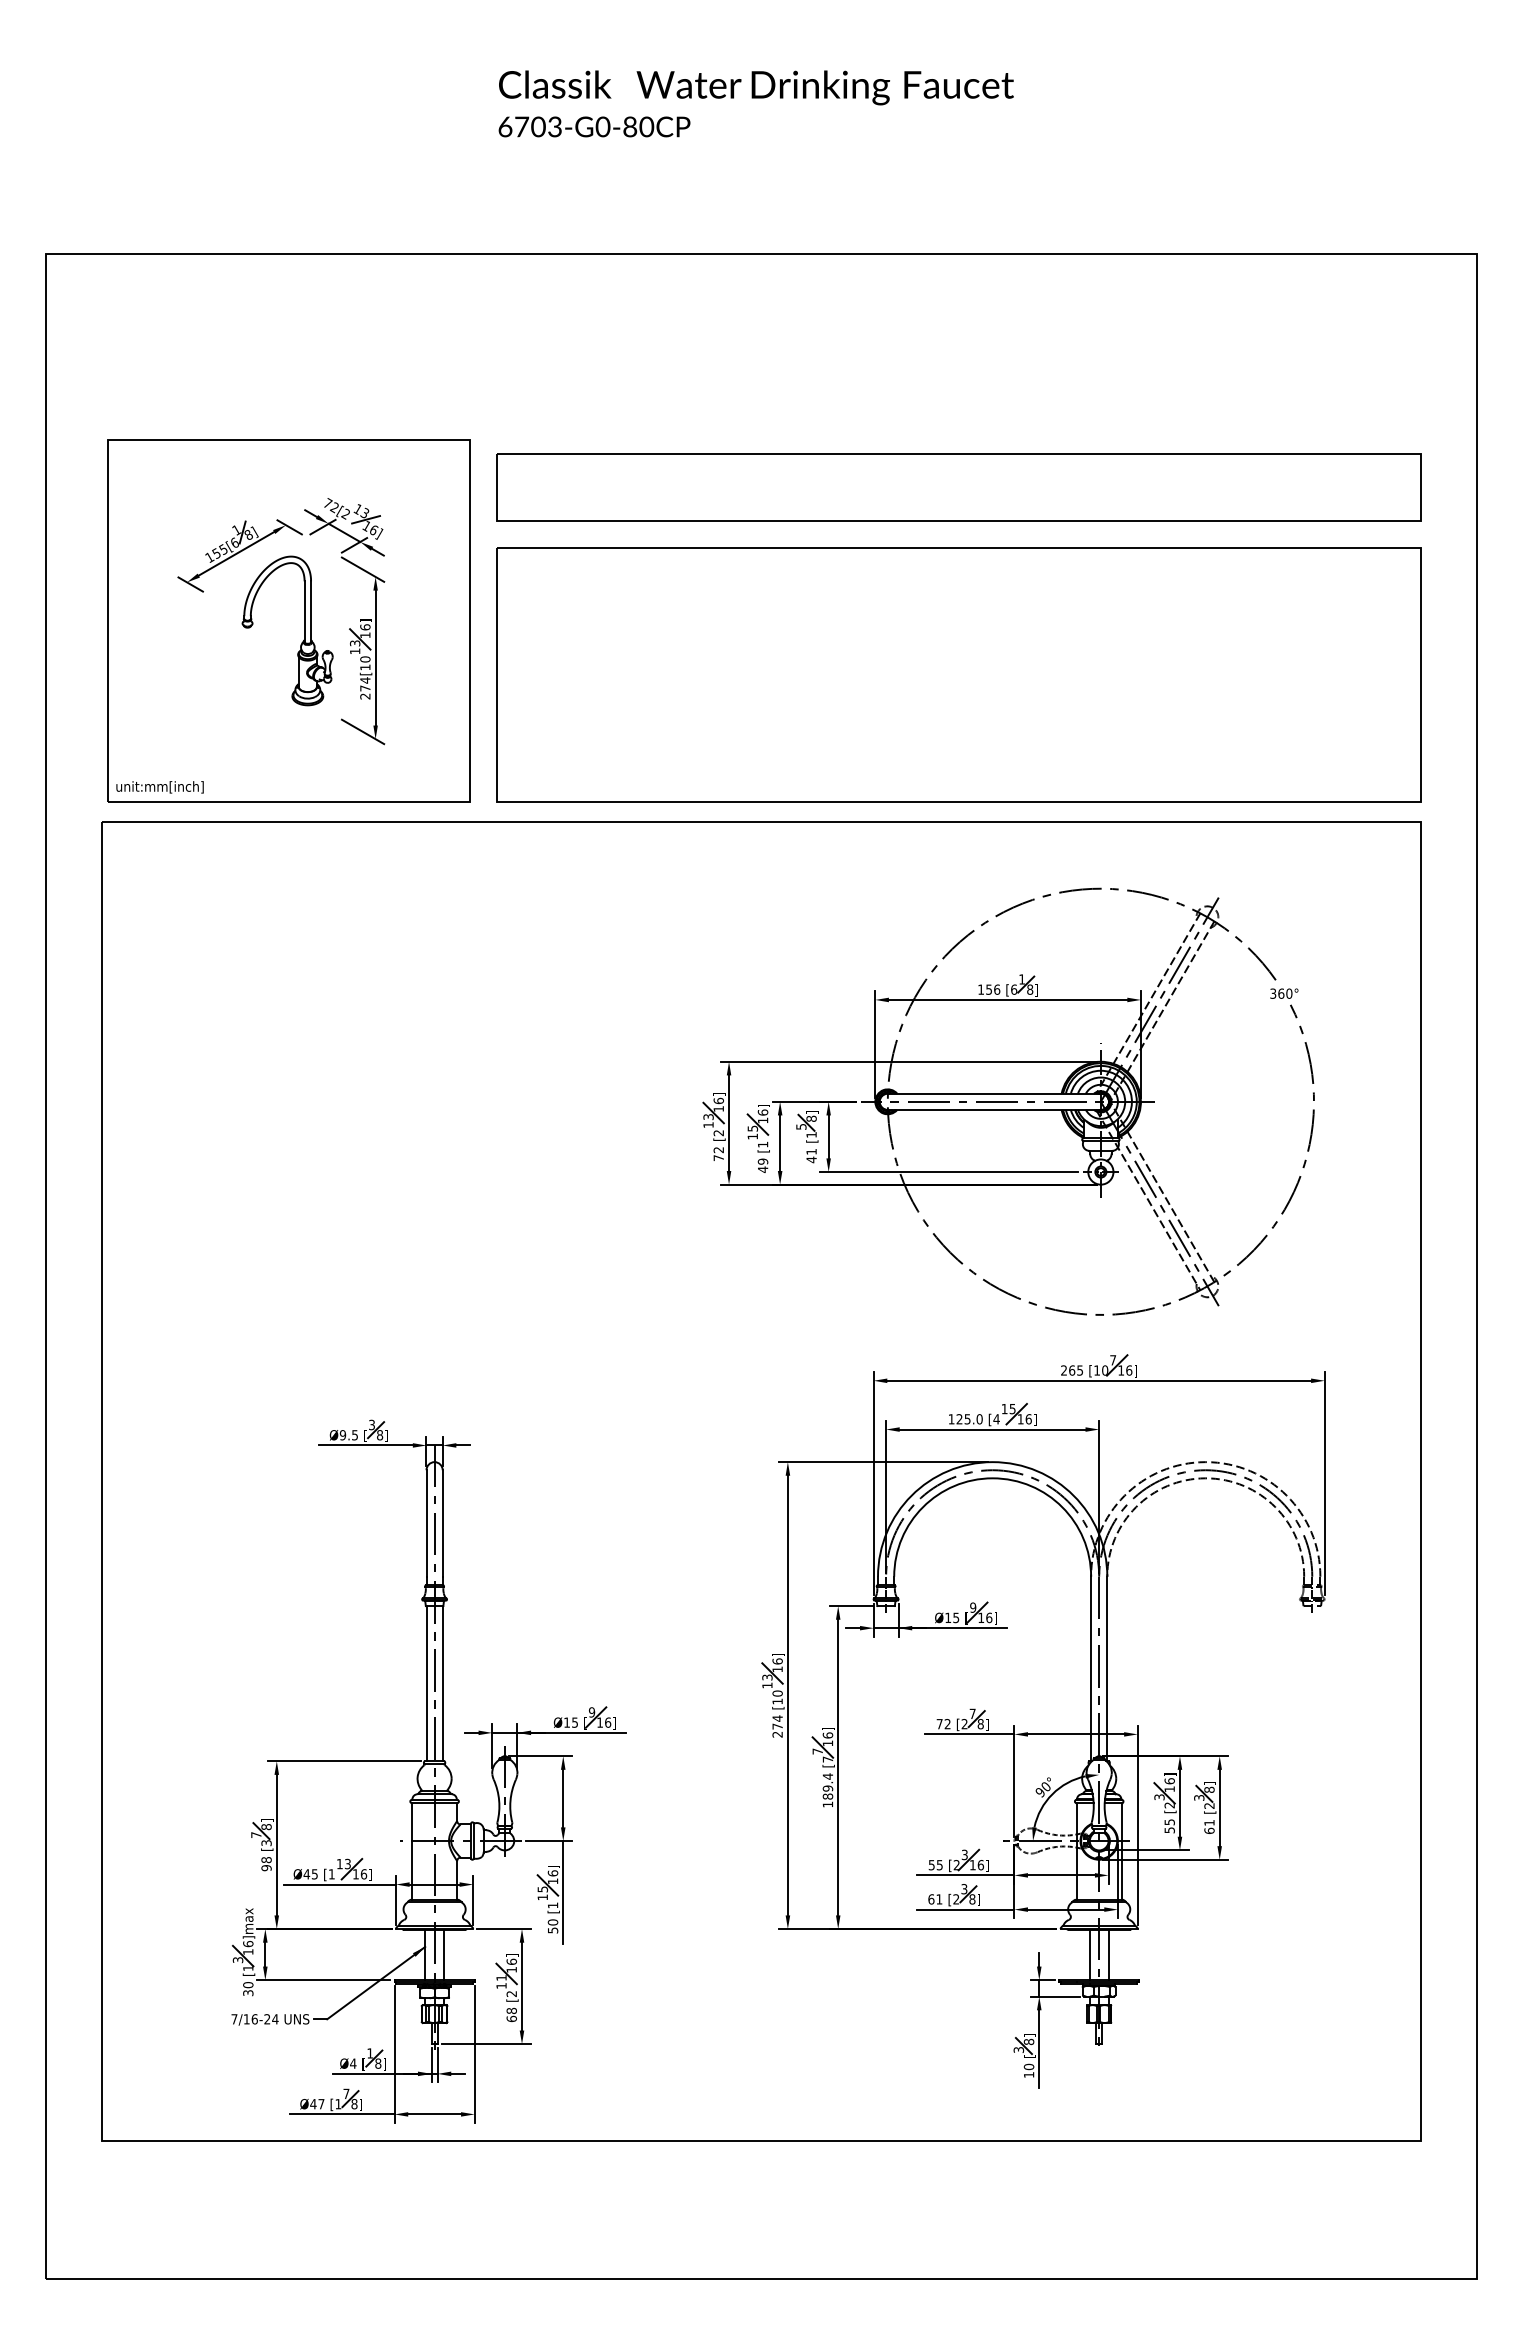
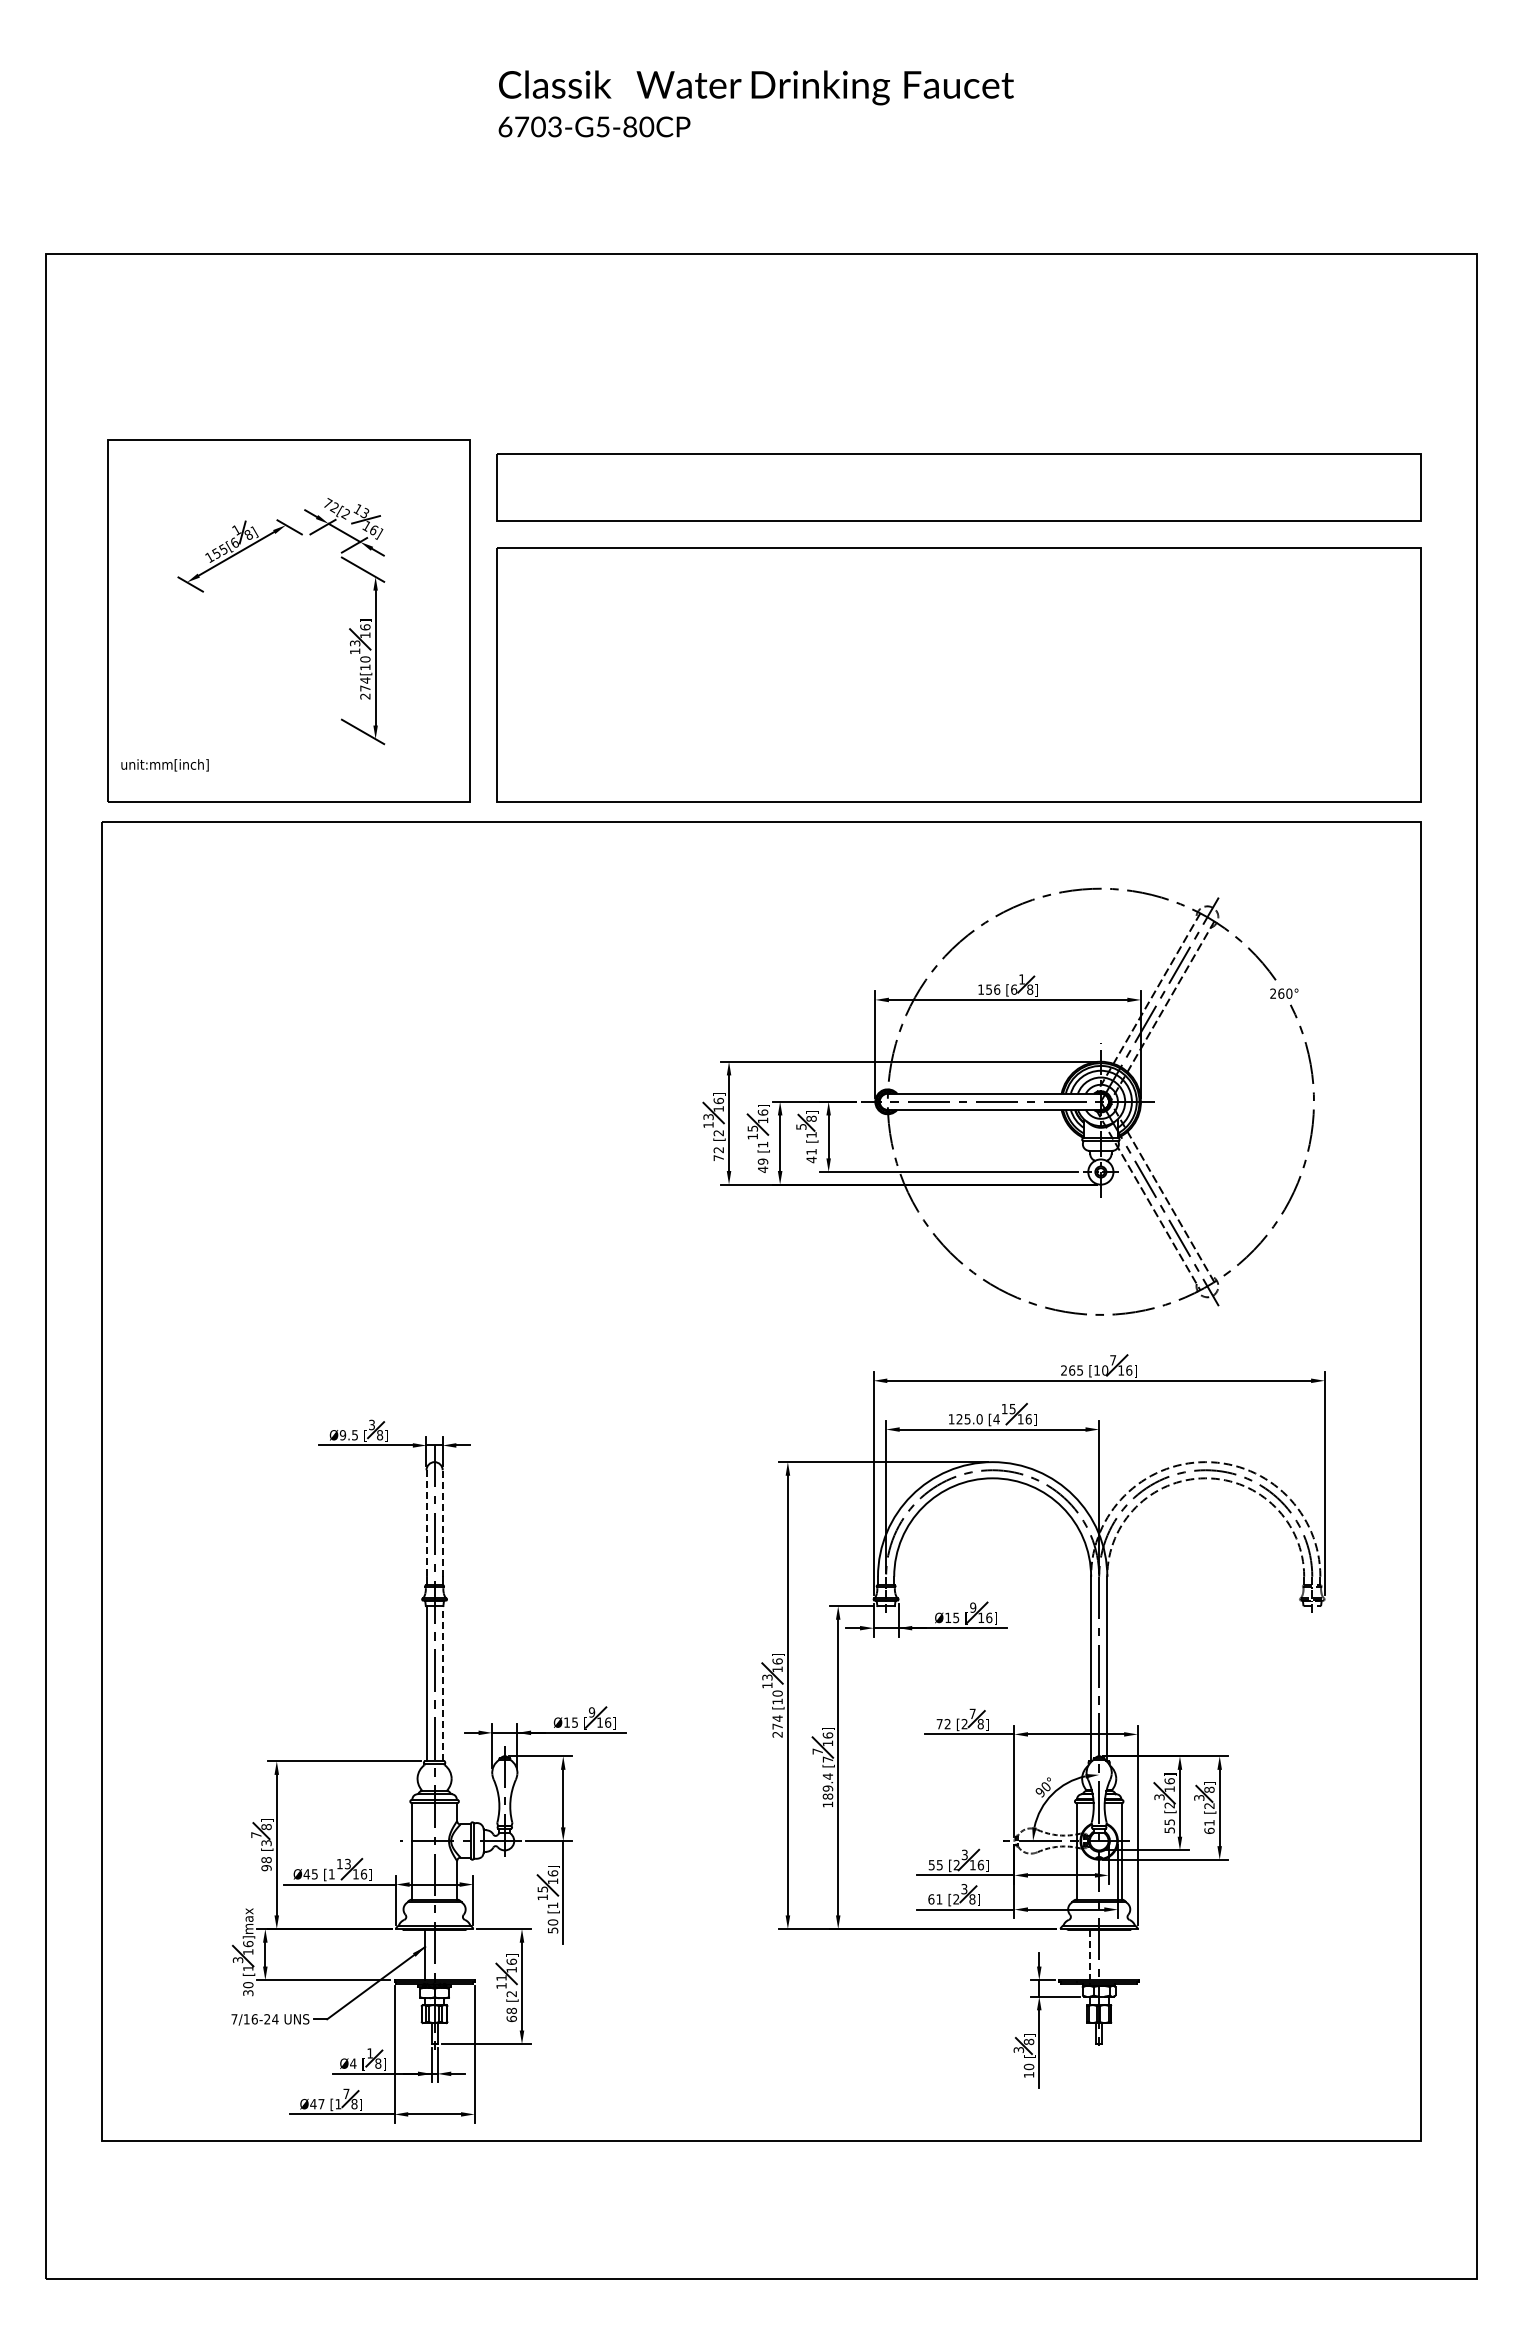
text: 6703-G0-80CP -> 6703-G5-80CP (602, 126)
part: present -> none (304, 630)
text position: (159, 787) -> (164, 765) (164, 765)
text: 360° -> 260° (1273, 993)
line: solid -> dashed (442, 1523)
line: solid -> dashed (426, 1524)
line: solid -> dashed (442, 1683)
line: present -> none (443, 1954)
line: present -> none (1108, 1954)
line: solid -> dashed (1089, 1955)
